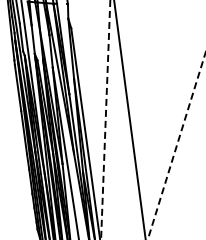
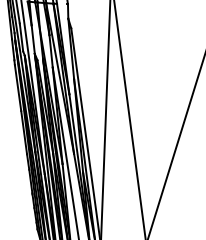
line: dashed -> solid (105, 120)
line: dashed -> solid (176, 146)
